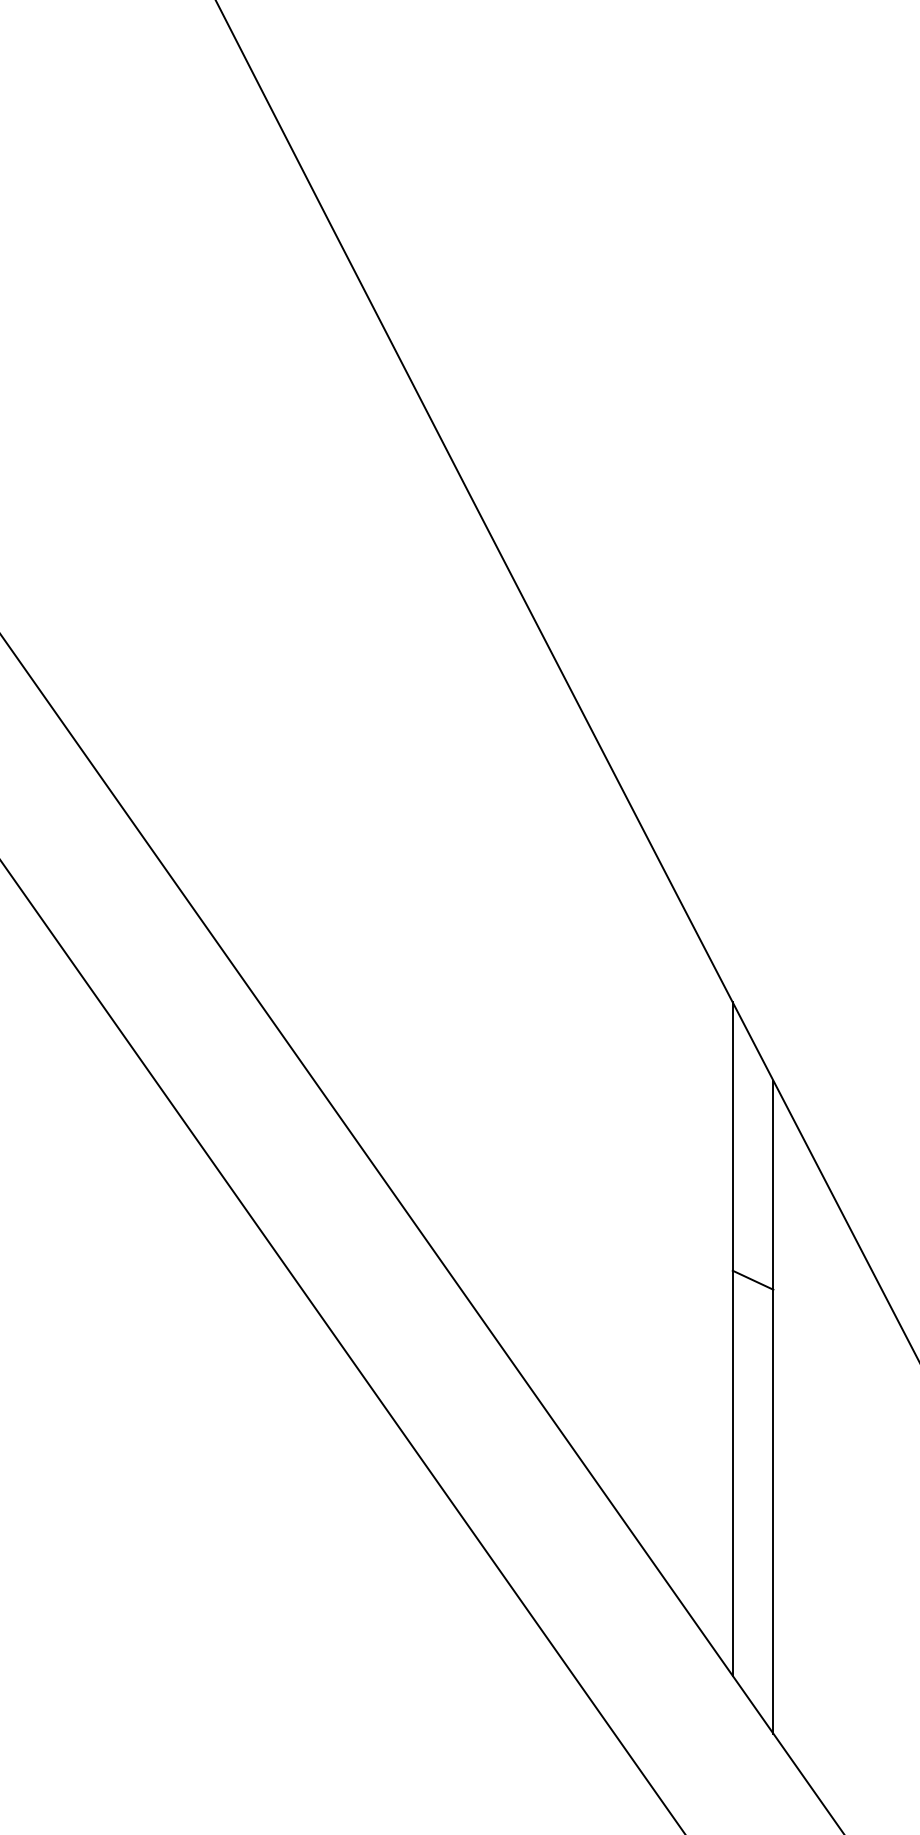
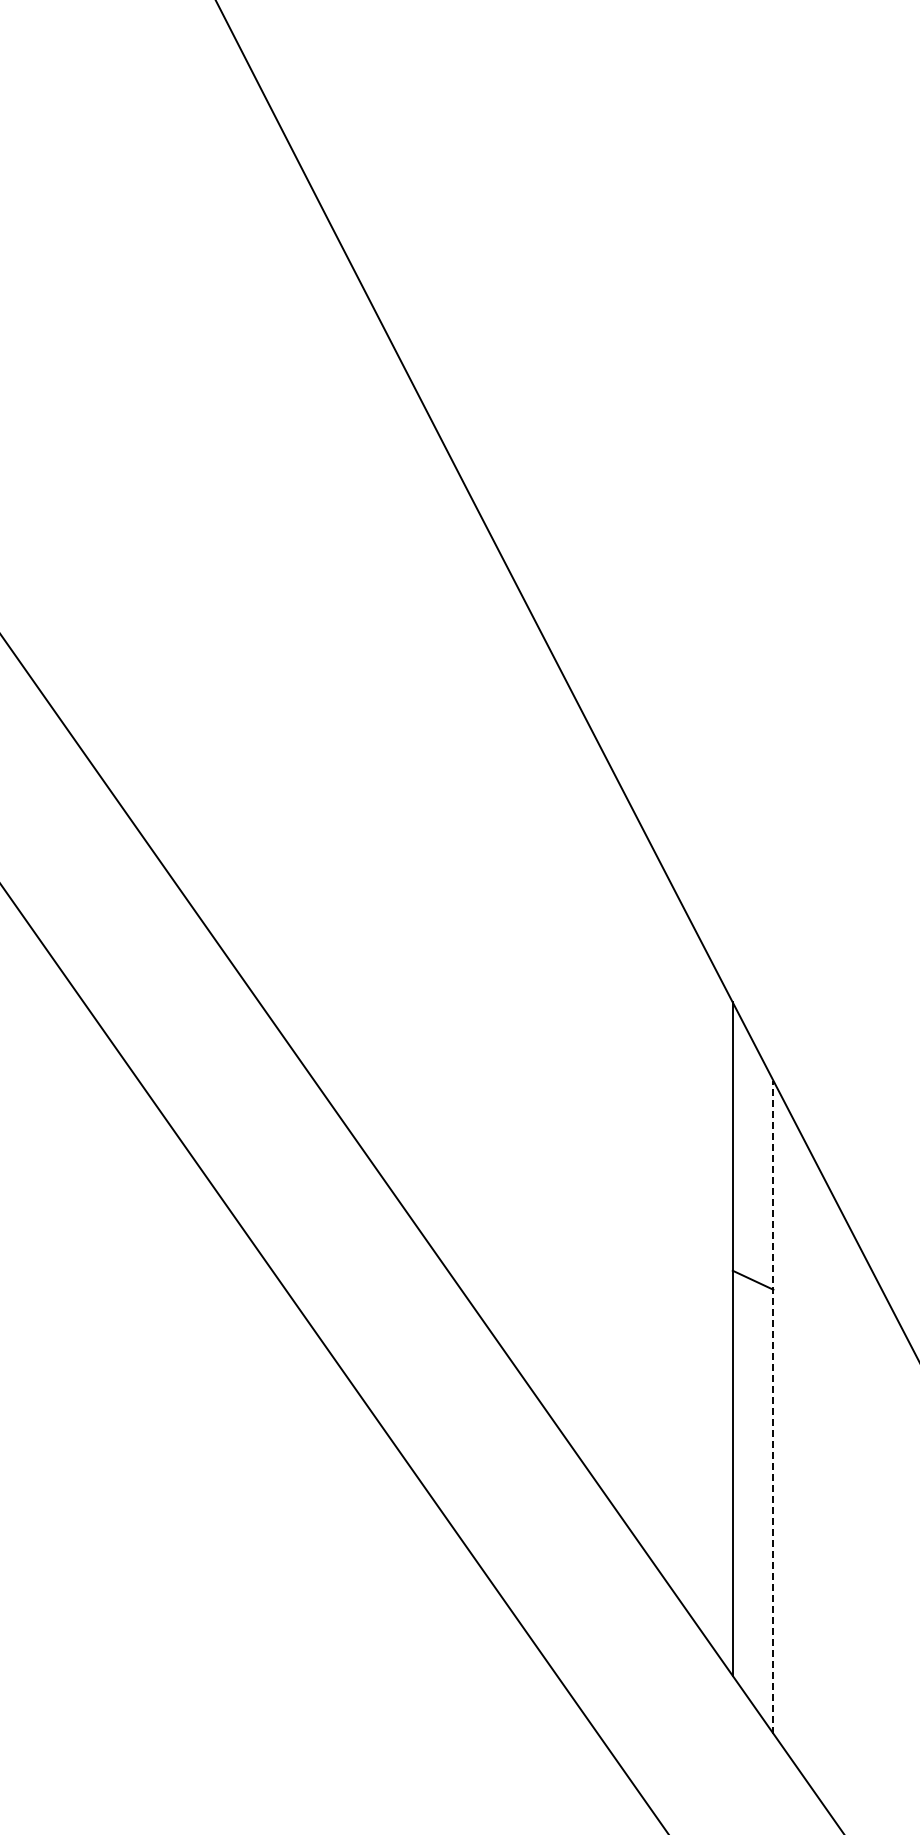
line position: (342, 1347) -> (334, 1358) (334, 1358)
line: solid -> dashed (773, 1406)
